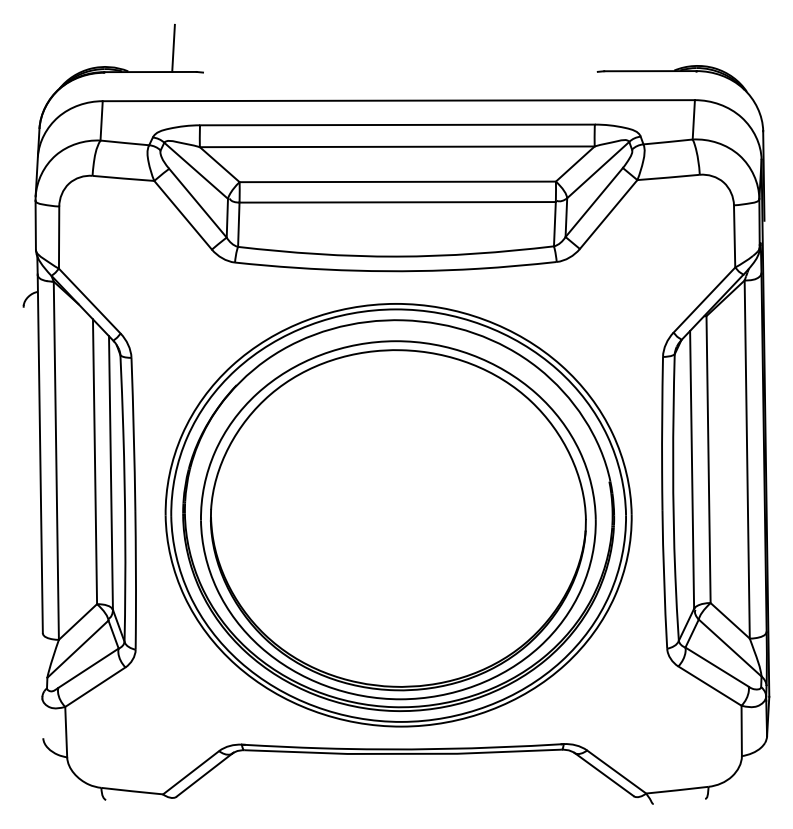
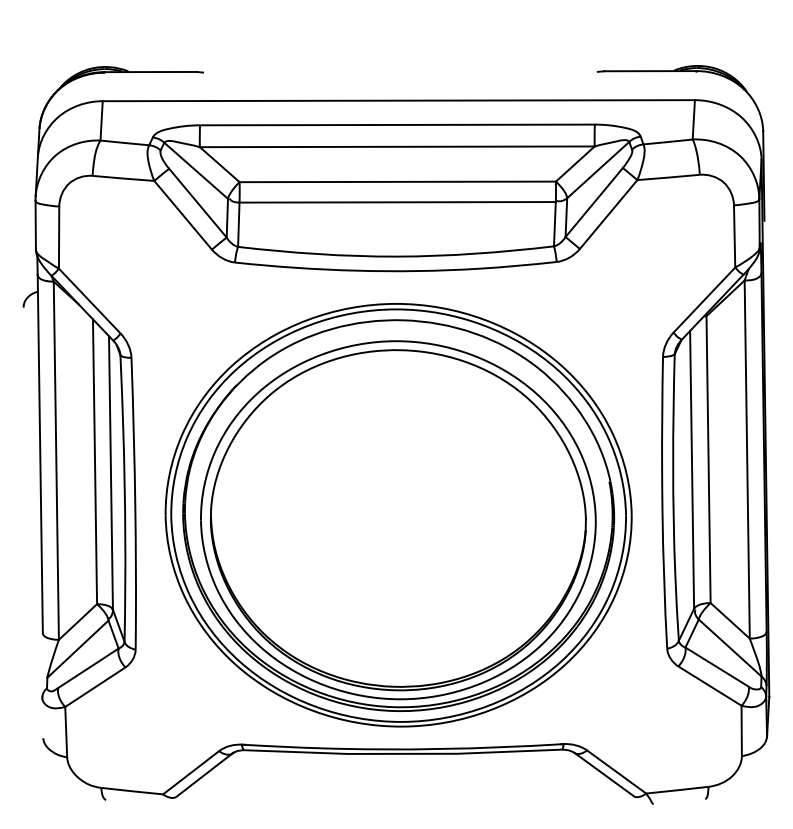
line: present -> none (173, 48)
